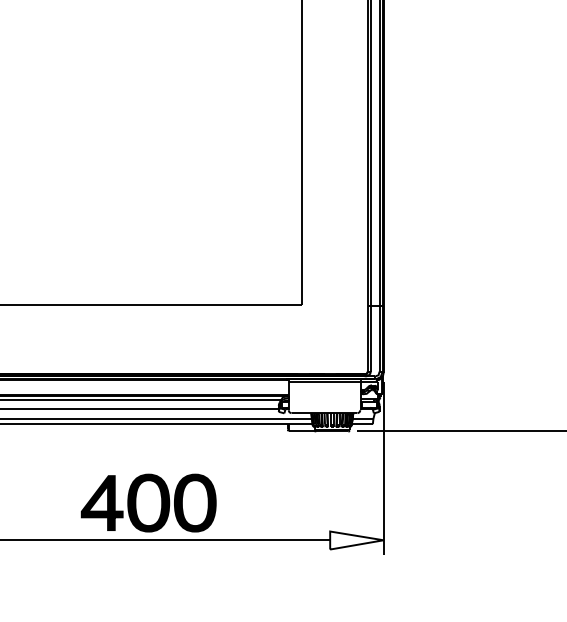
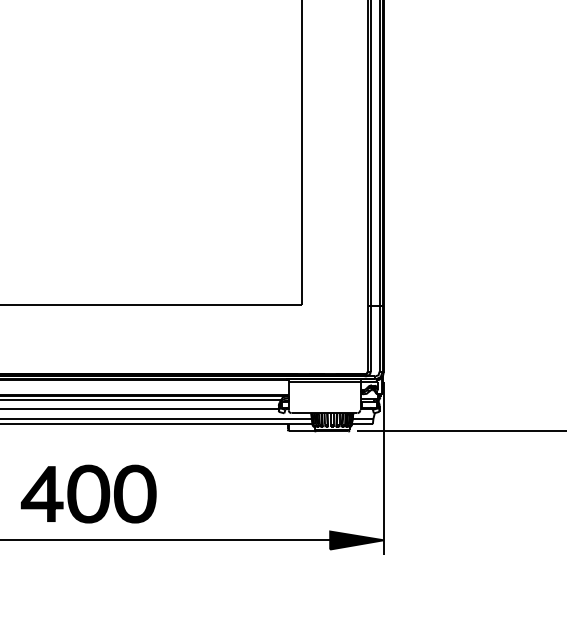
part position: (148, 502) -> (88, 493) (88, 493)
fill: none -> present (356, 540)
